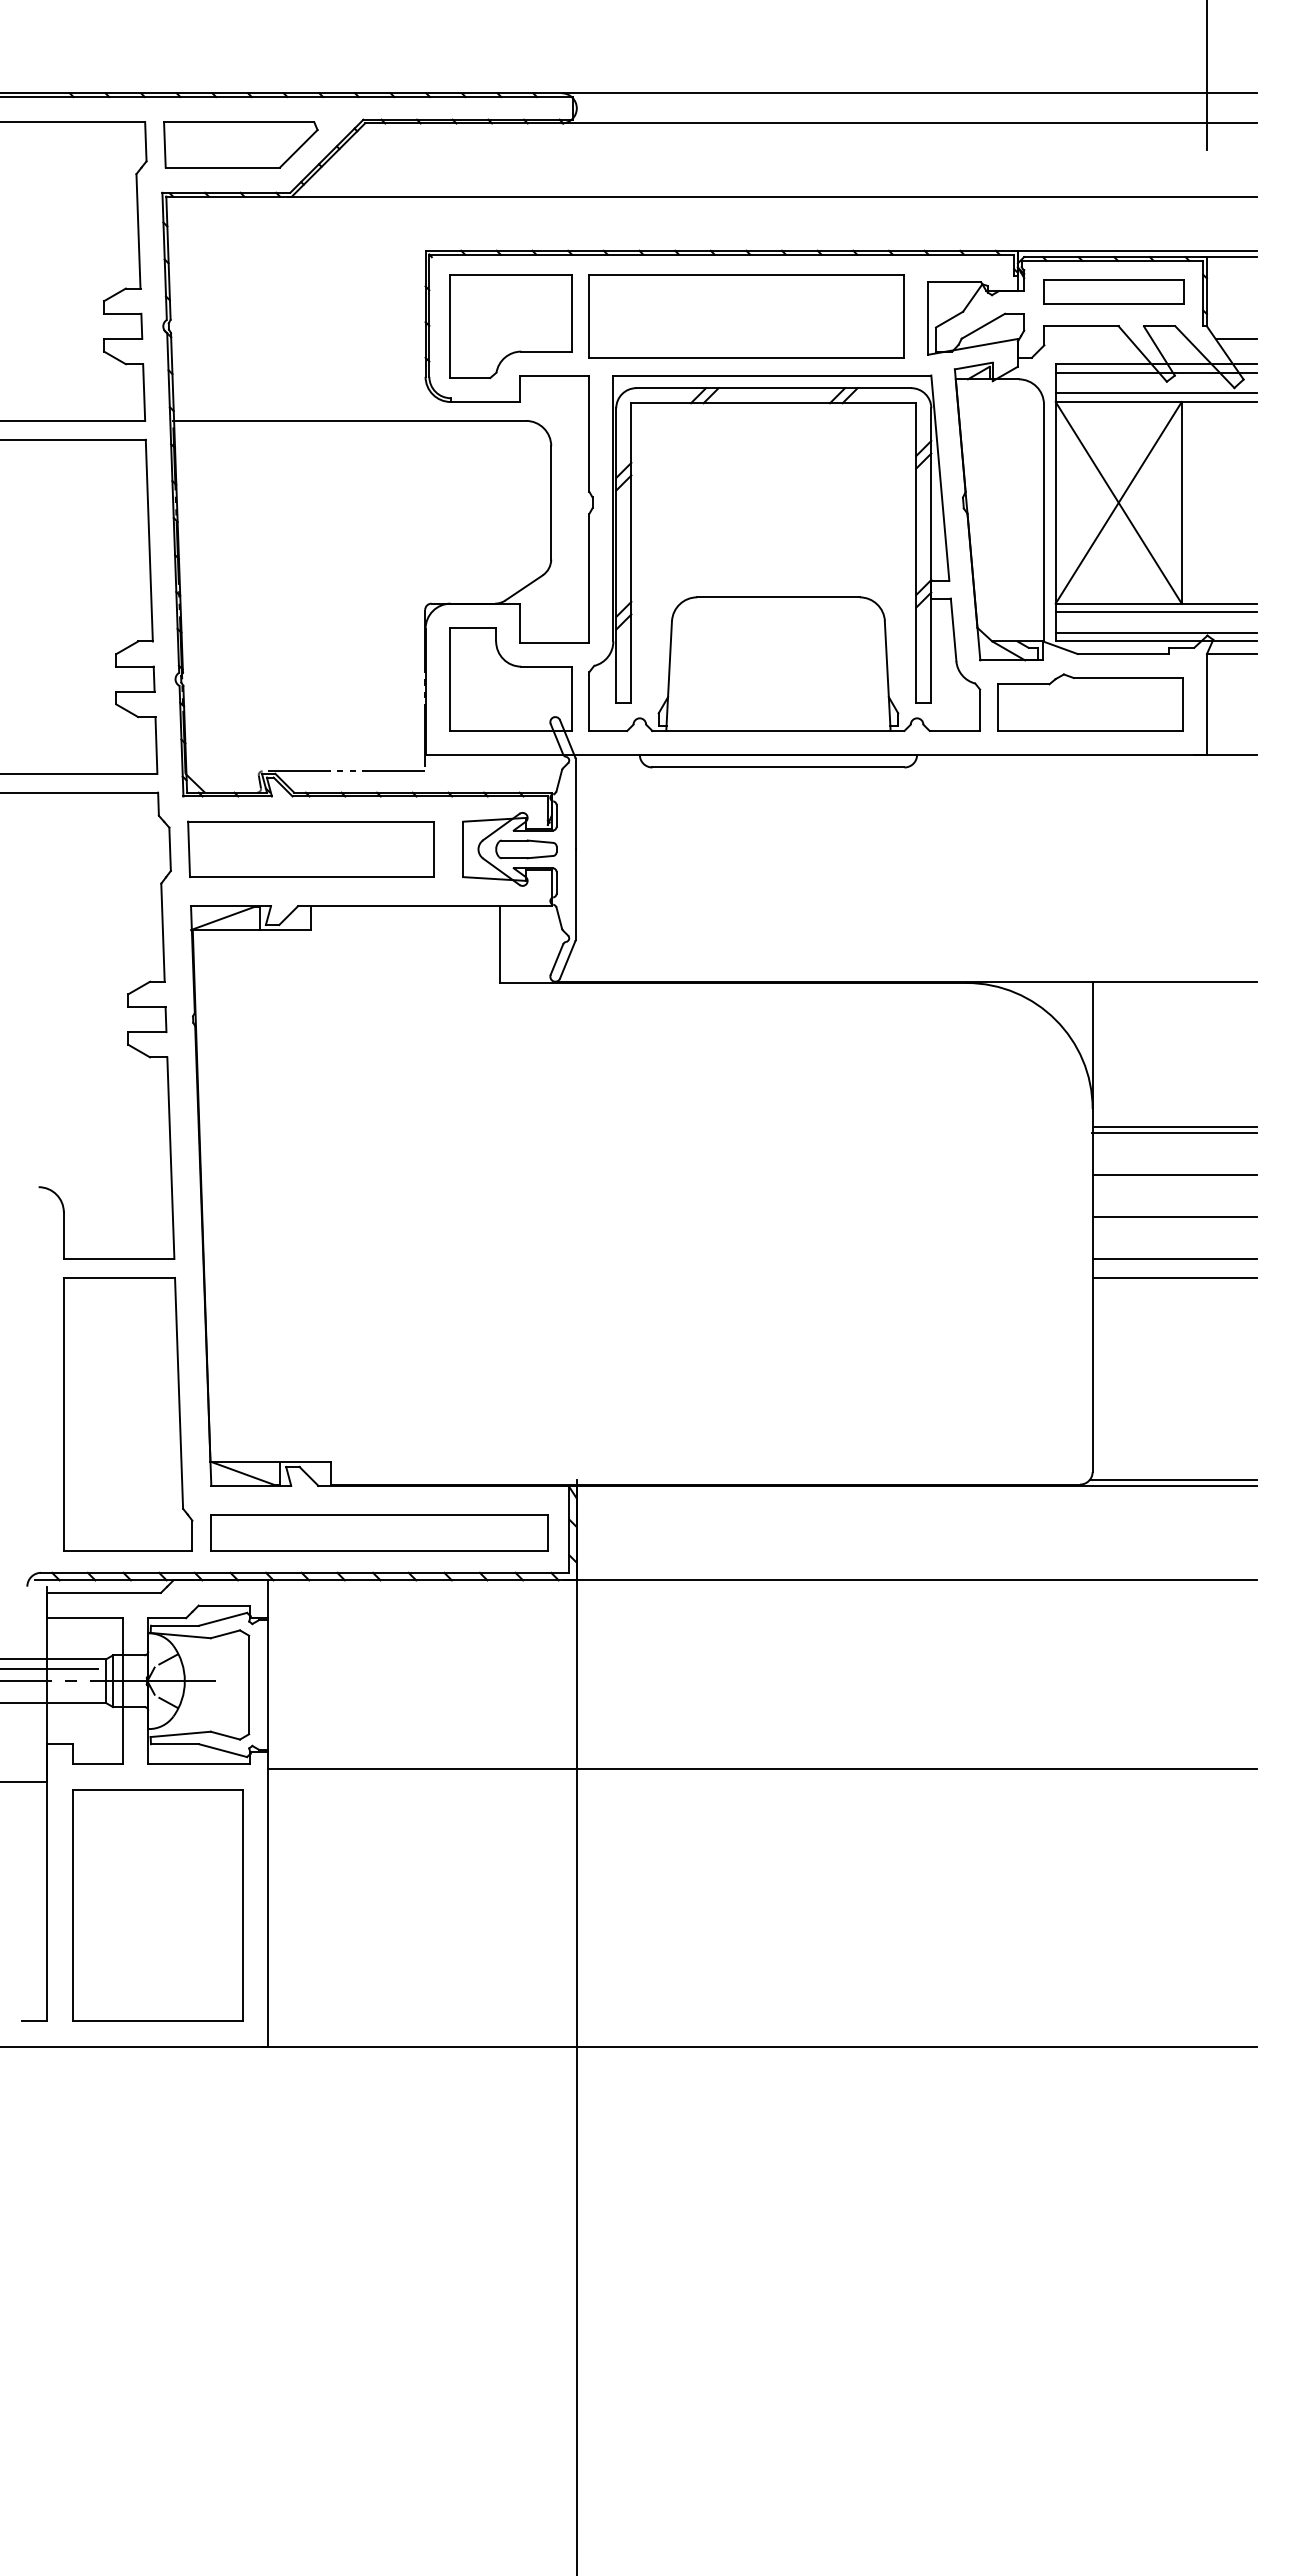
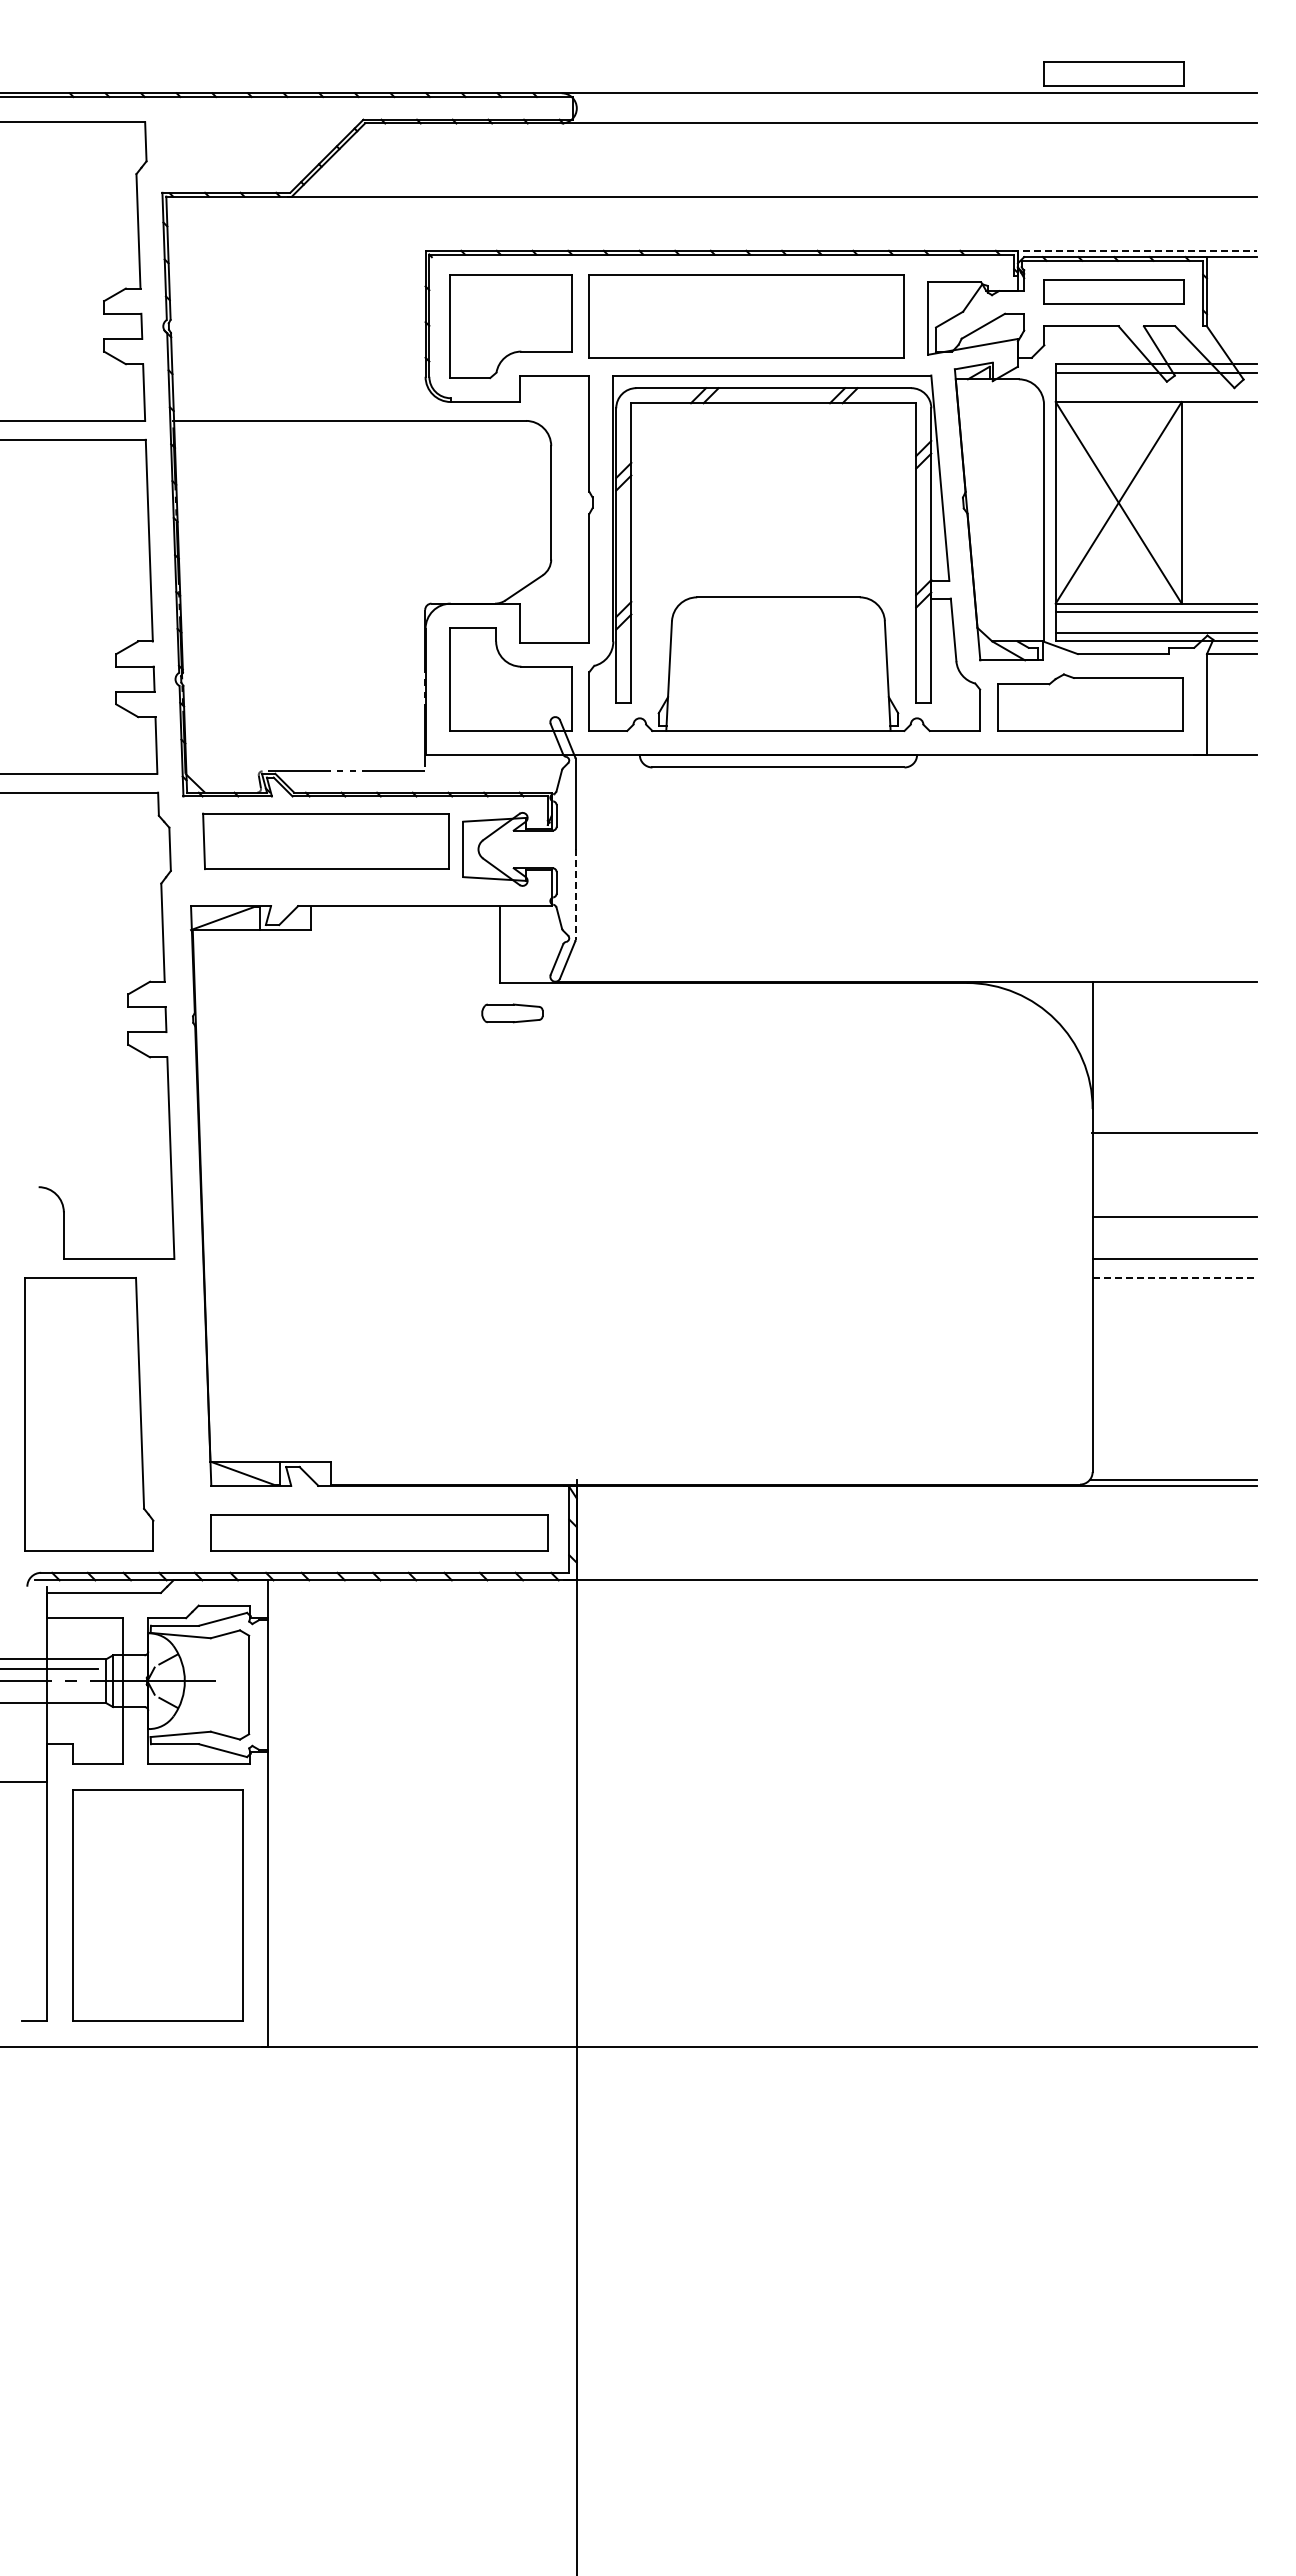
part: none -> present (1113, 73)
line: present -> none (1206, 75)
part: present -> none (240, 144)
line: solid -> dashed (1134, 250)
line: present -> none (1236, 339)
line: present -> none (1156, 393)
part position: (310, 848) -> (325, 840) (325, 840)
part position: (526, 849) -> (512, 1013) (512, 1013)
line: solid -> dashed (575, 895)
line: present -> none (1174, 1126)
line: present -> none (1174, 1174)
line: solid -> dashed (1175, 1277)
part position: (128, 1414) -> (89, 1414) (89, 1414)
line: present -> none (762, 1769)
